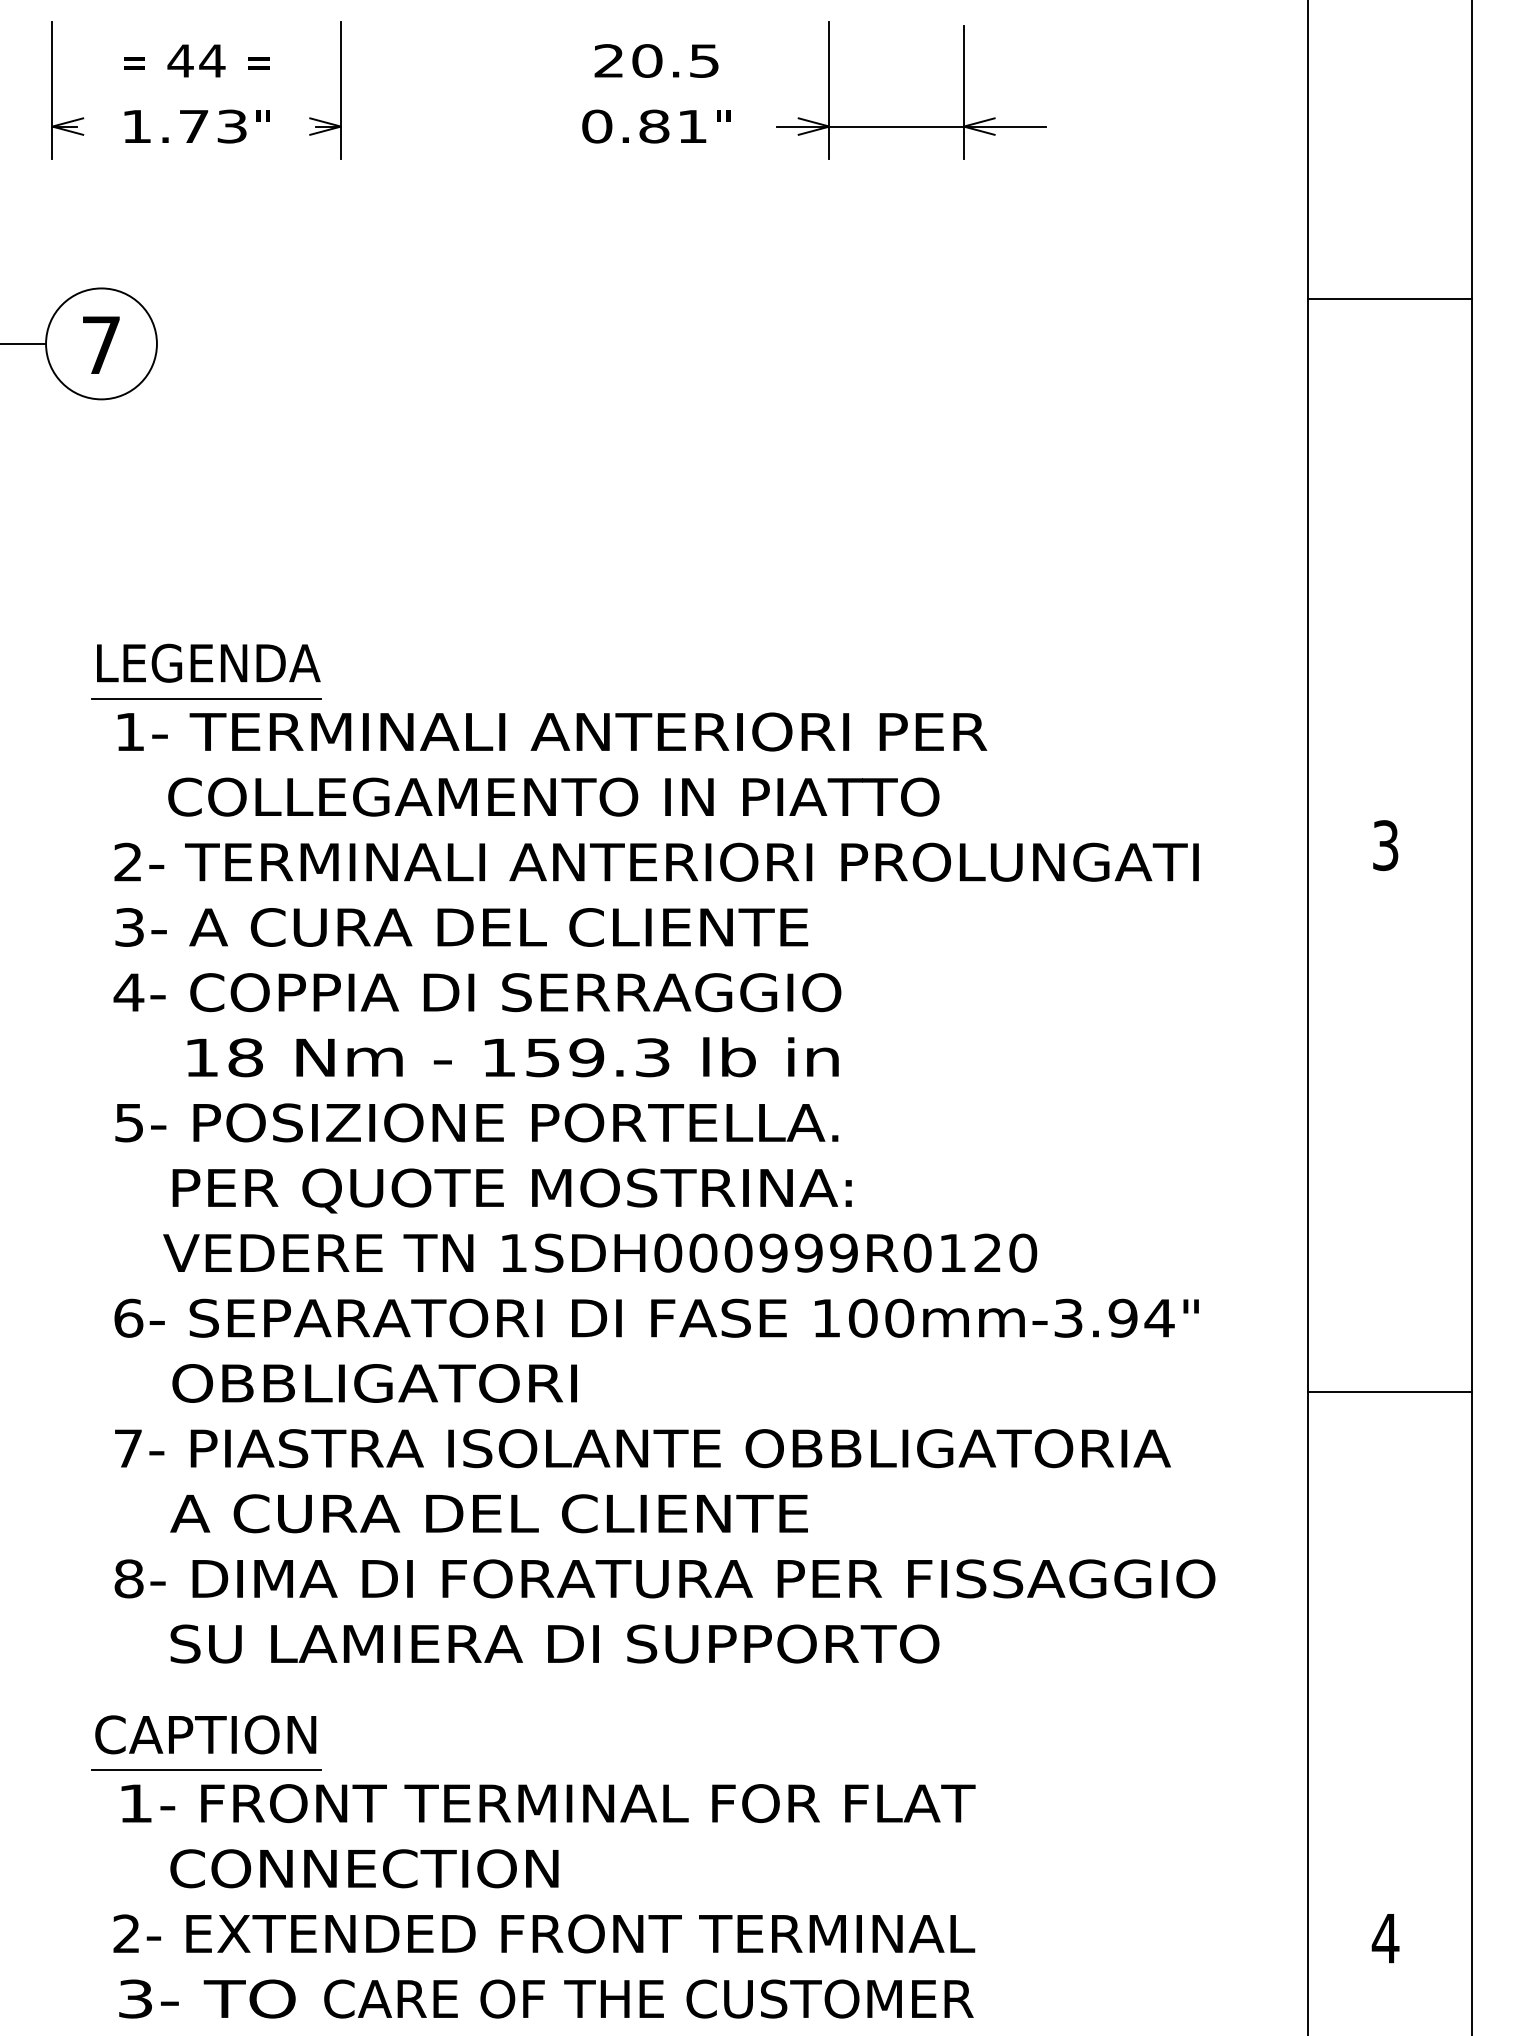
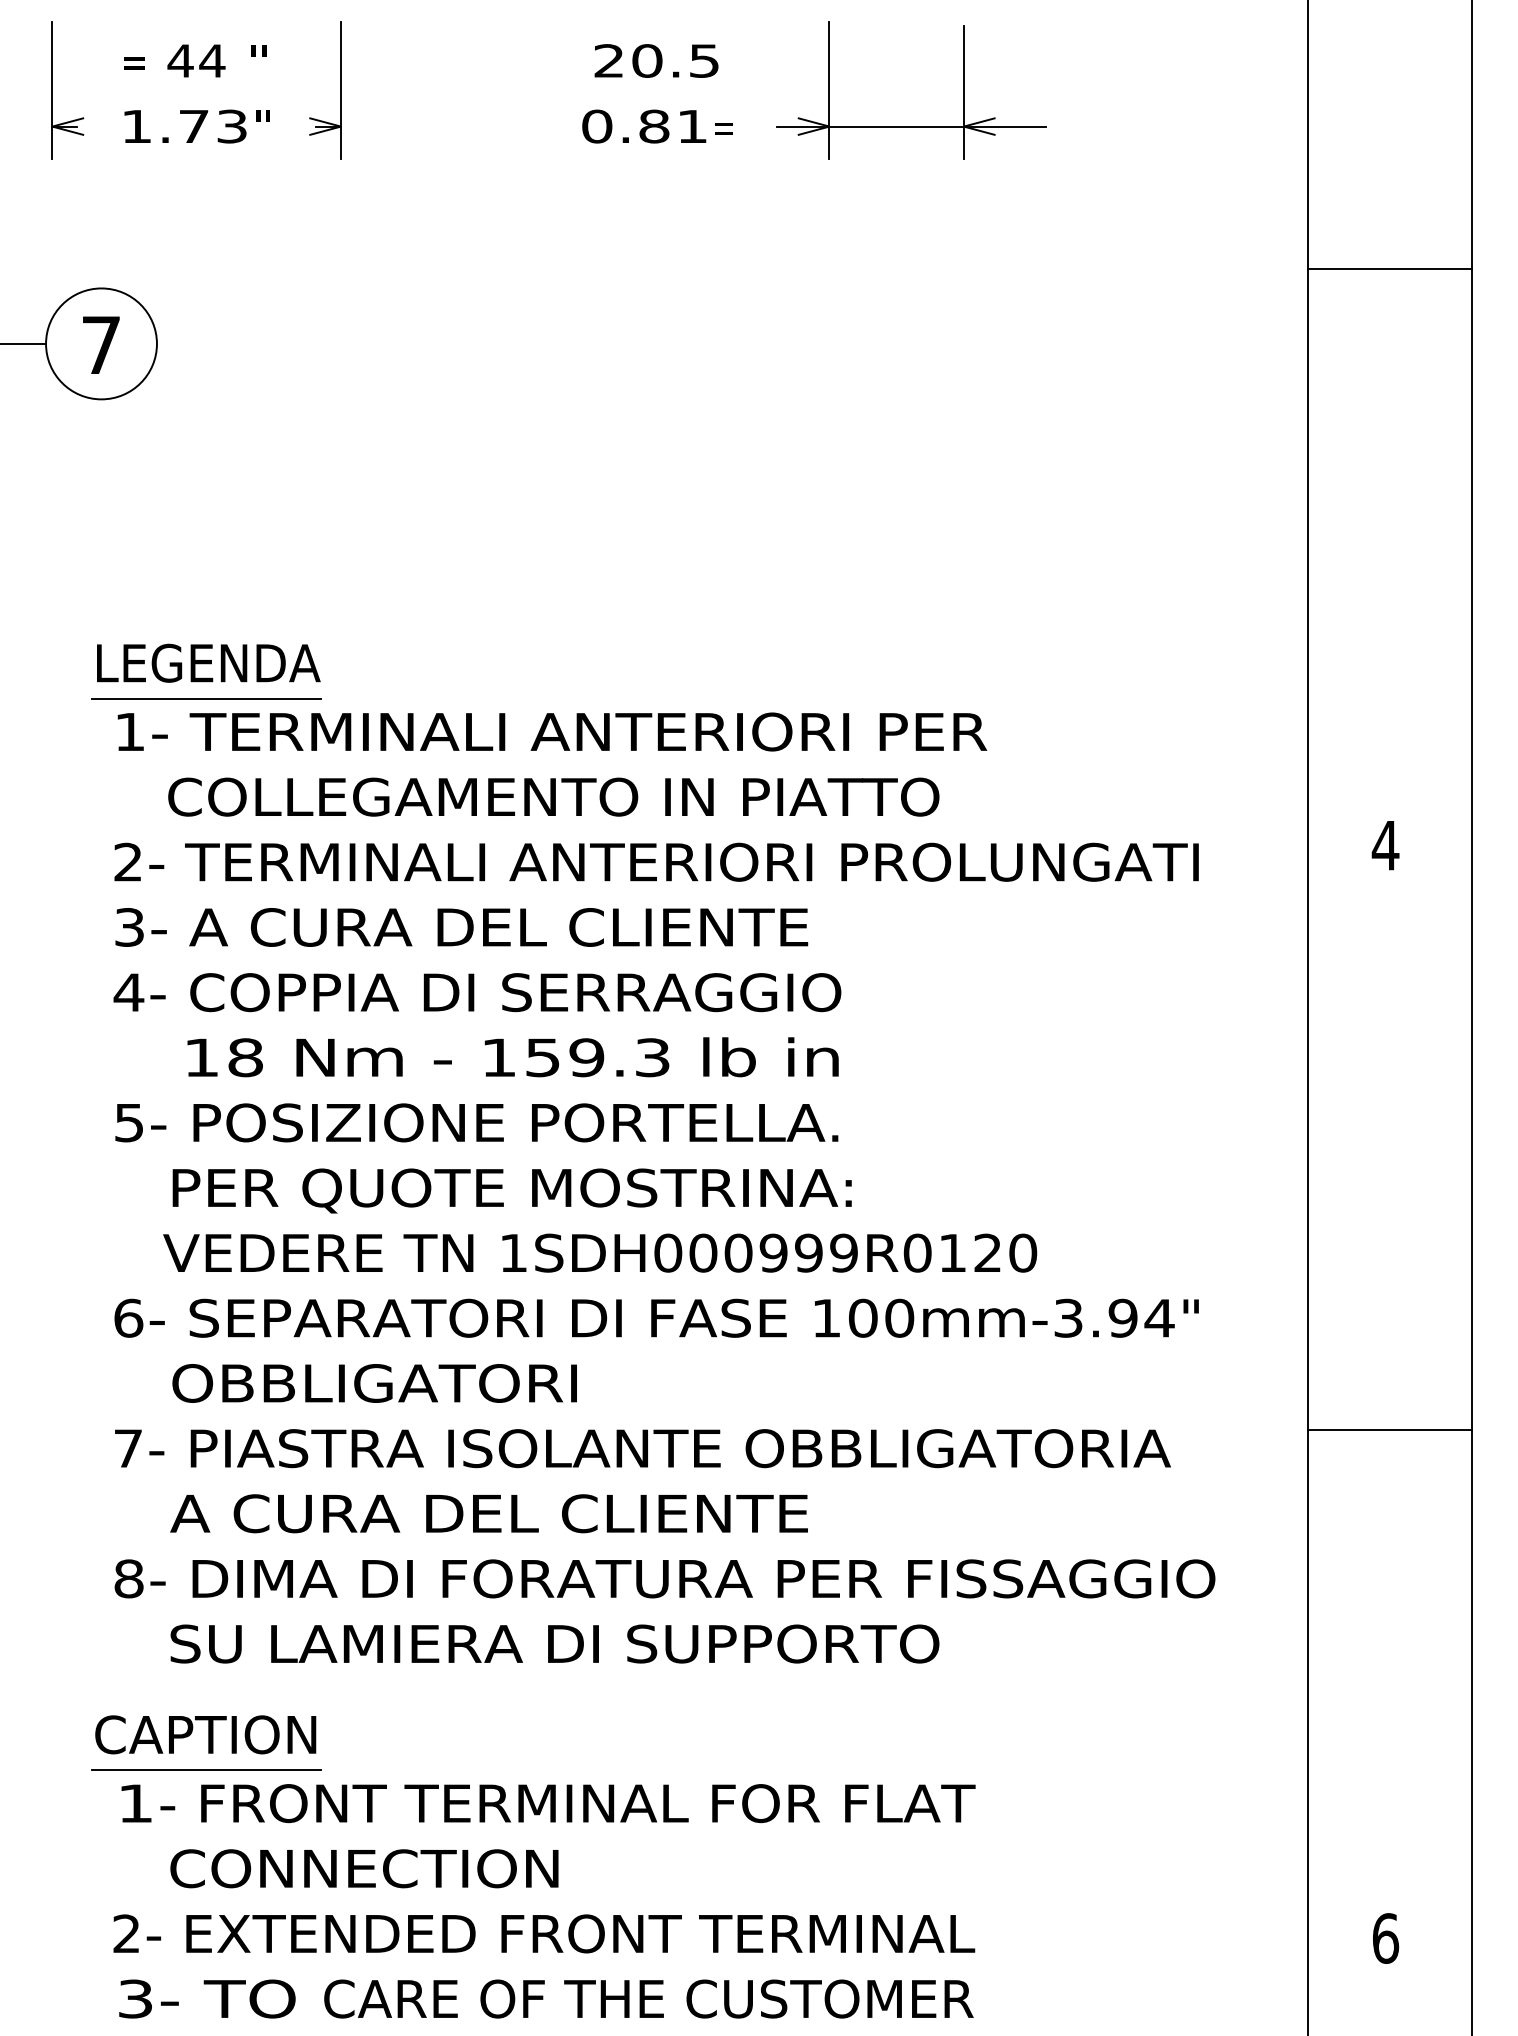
text: = -> " (258, 57)
text: " -> = (723, 122)
line position: (1390, 299) -> (1390, 269) (1390, 269)
text: 3 -> 4 (1385, 845)
line position: (1390, 1392) -> (1390, 1430) (1390, 1430)
text: 4 -> 6 (1385, 1938)
